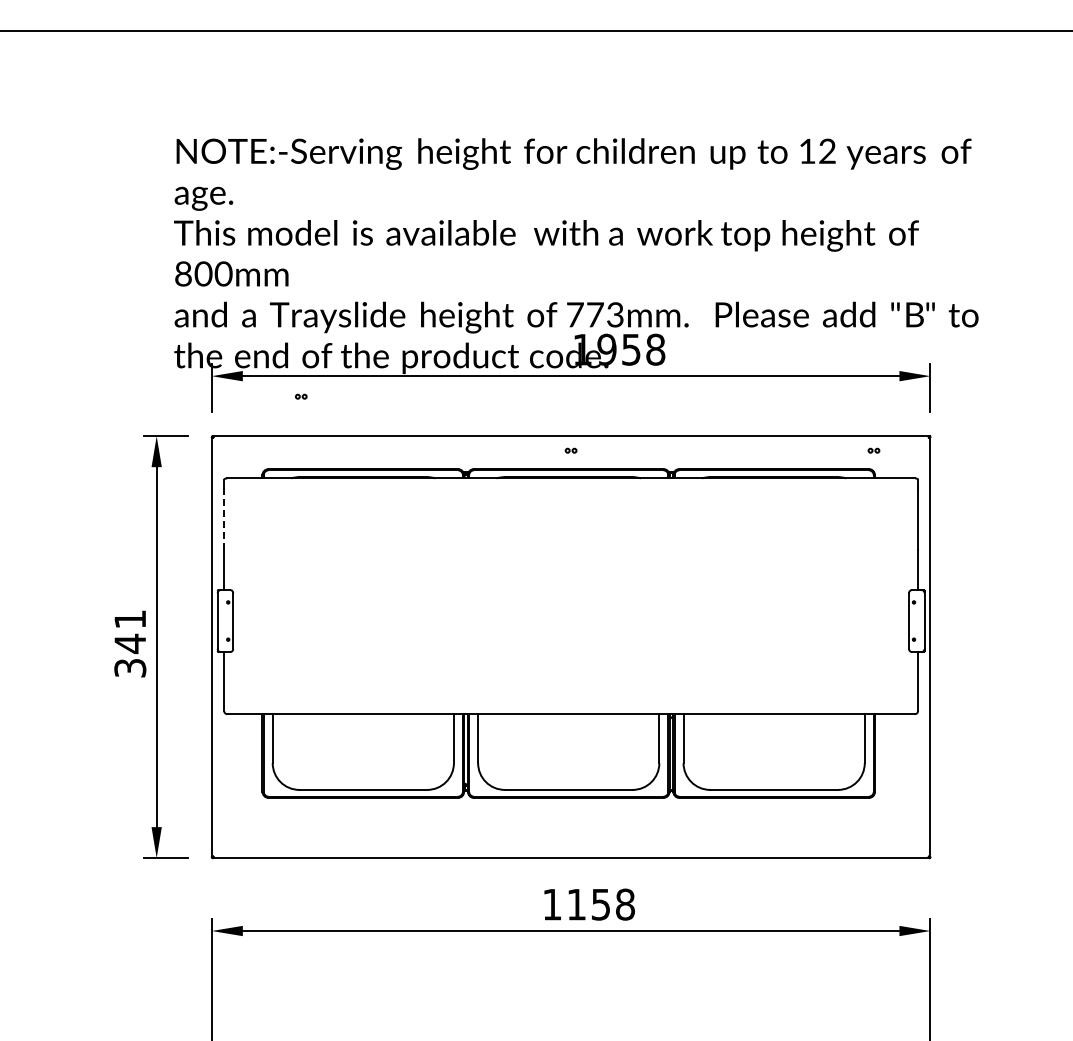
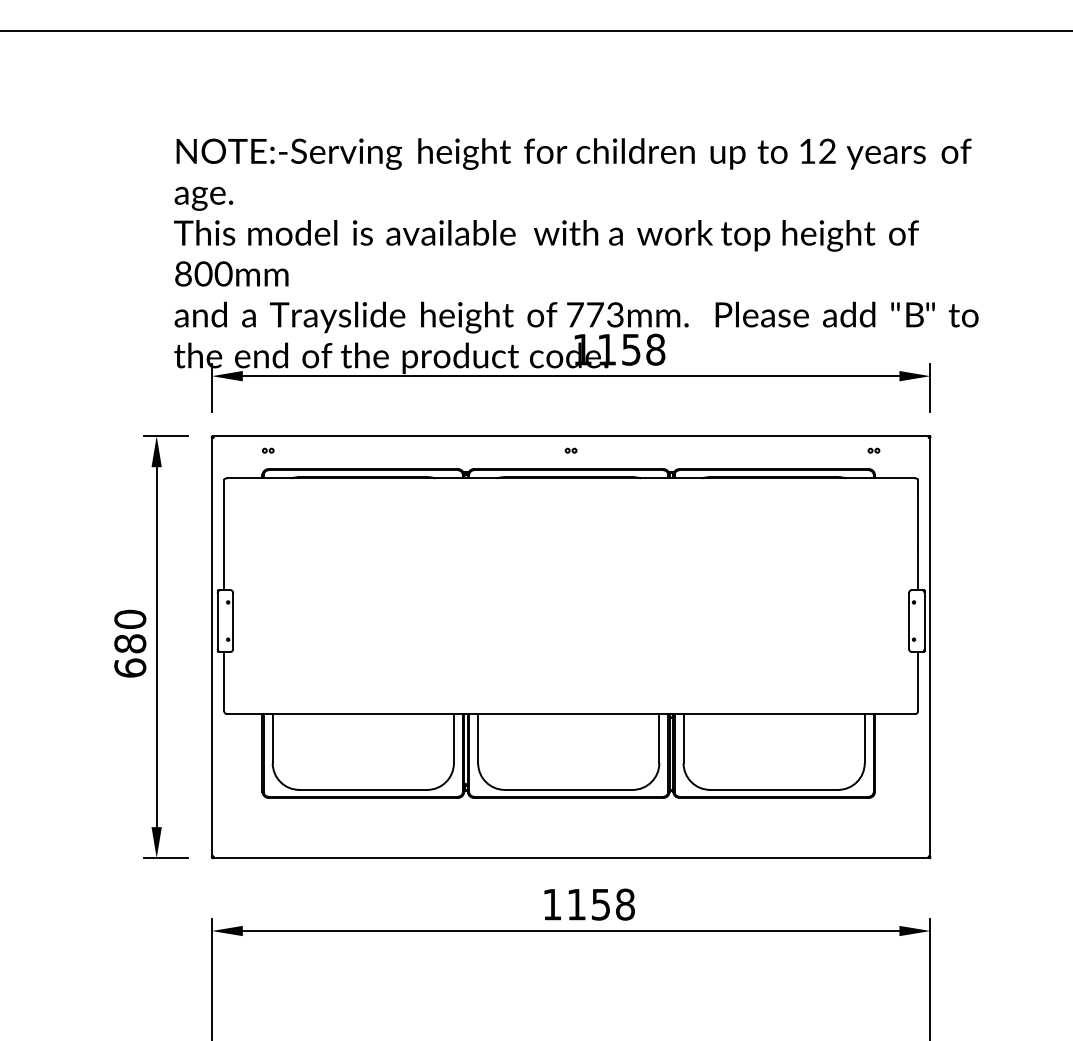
text: 1958 -> 1158 (606, 349)
part position: (301, 396) -> (268, 450) (268, 450)
line: dashed -> solid (224, 518)
text: 341 -> 680 (130, 643)
